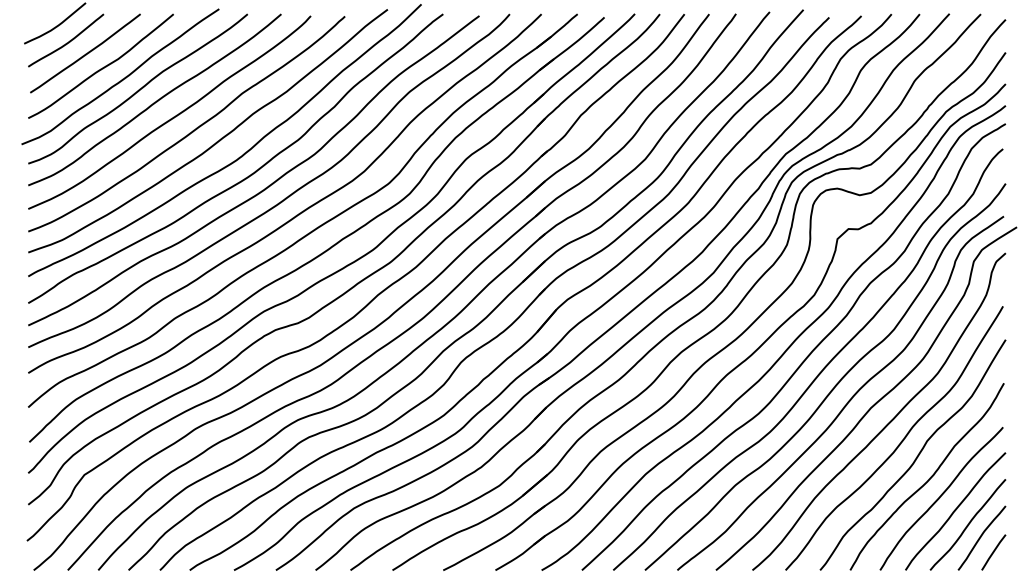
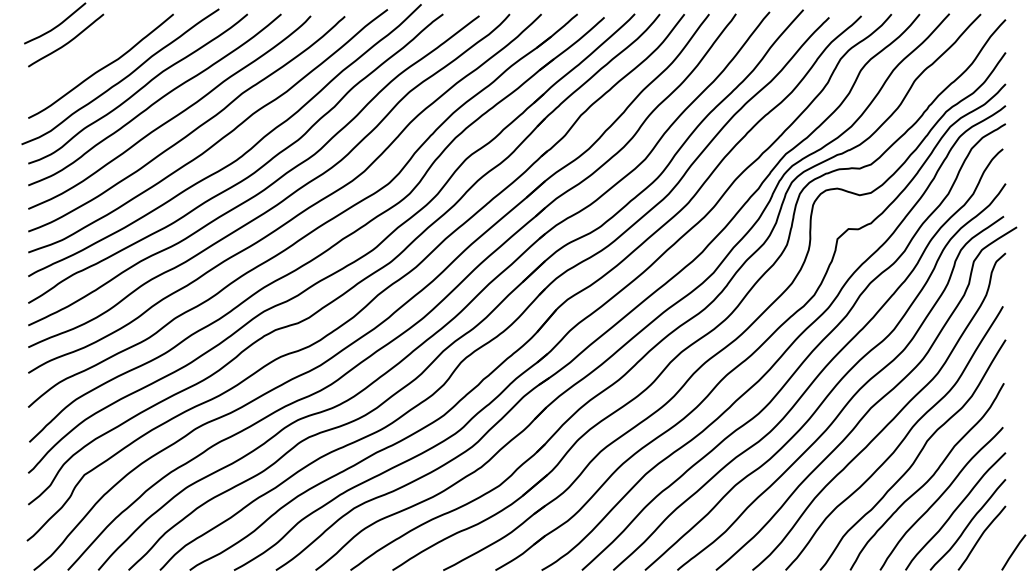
curve: present -> none (85, 53)
line position: (993, 552) -> (1013, 552) (1013, 552)
